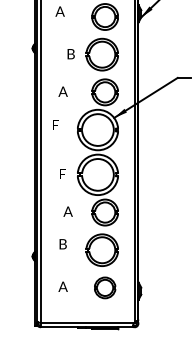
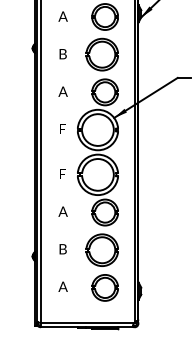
text position: (59, 11) -> (62, 16) (62, 16)
text position: (70, 54) -> (62, 54) (62, 54)
text position: (55, 124) -> (62, 128) (62, 128)
text position: (67, 211) -> (62, 211) (62, 211)
text position: (62, 244) -> (62, 249) (62, 249)
part size: 23x24 px -> 28x28 px (104, 287)
